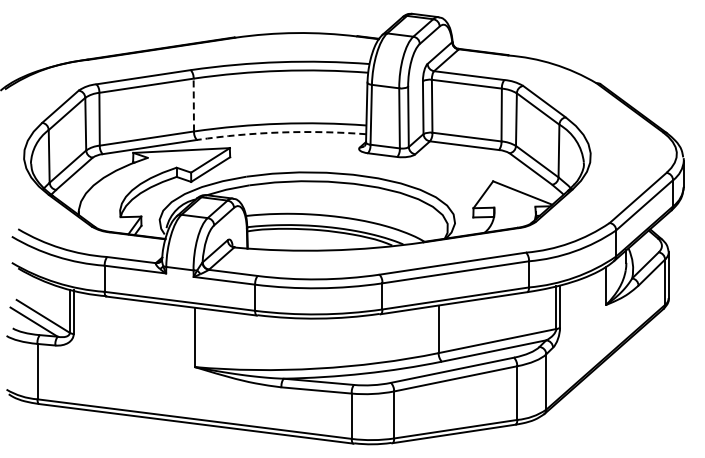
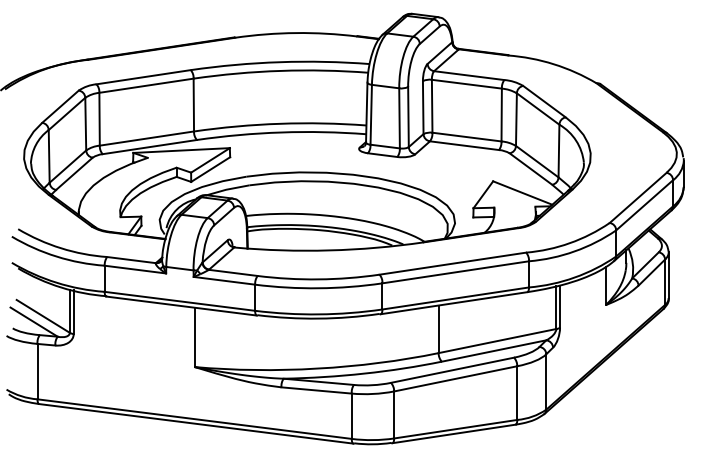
line: dashed -> solid (193, 104)
arc: dashed -> solid (281, 132)
